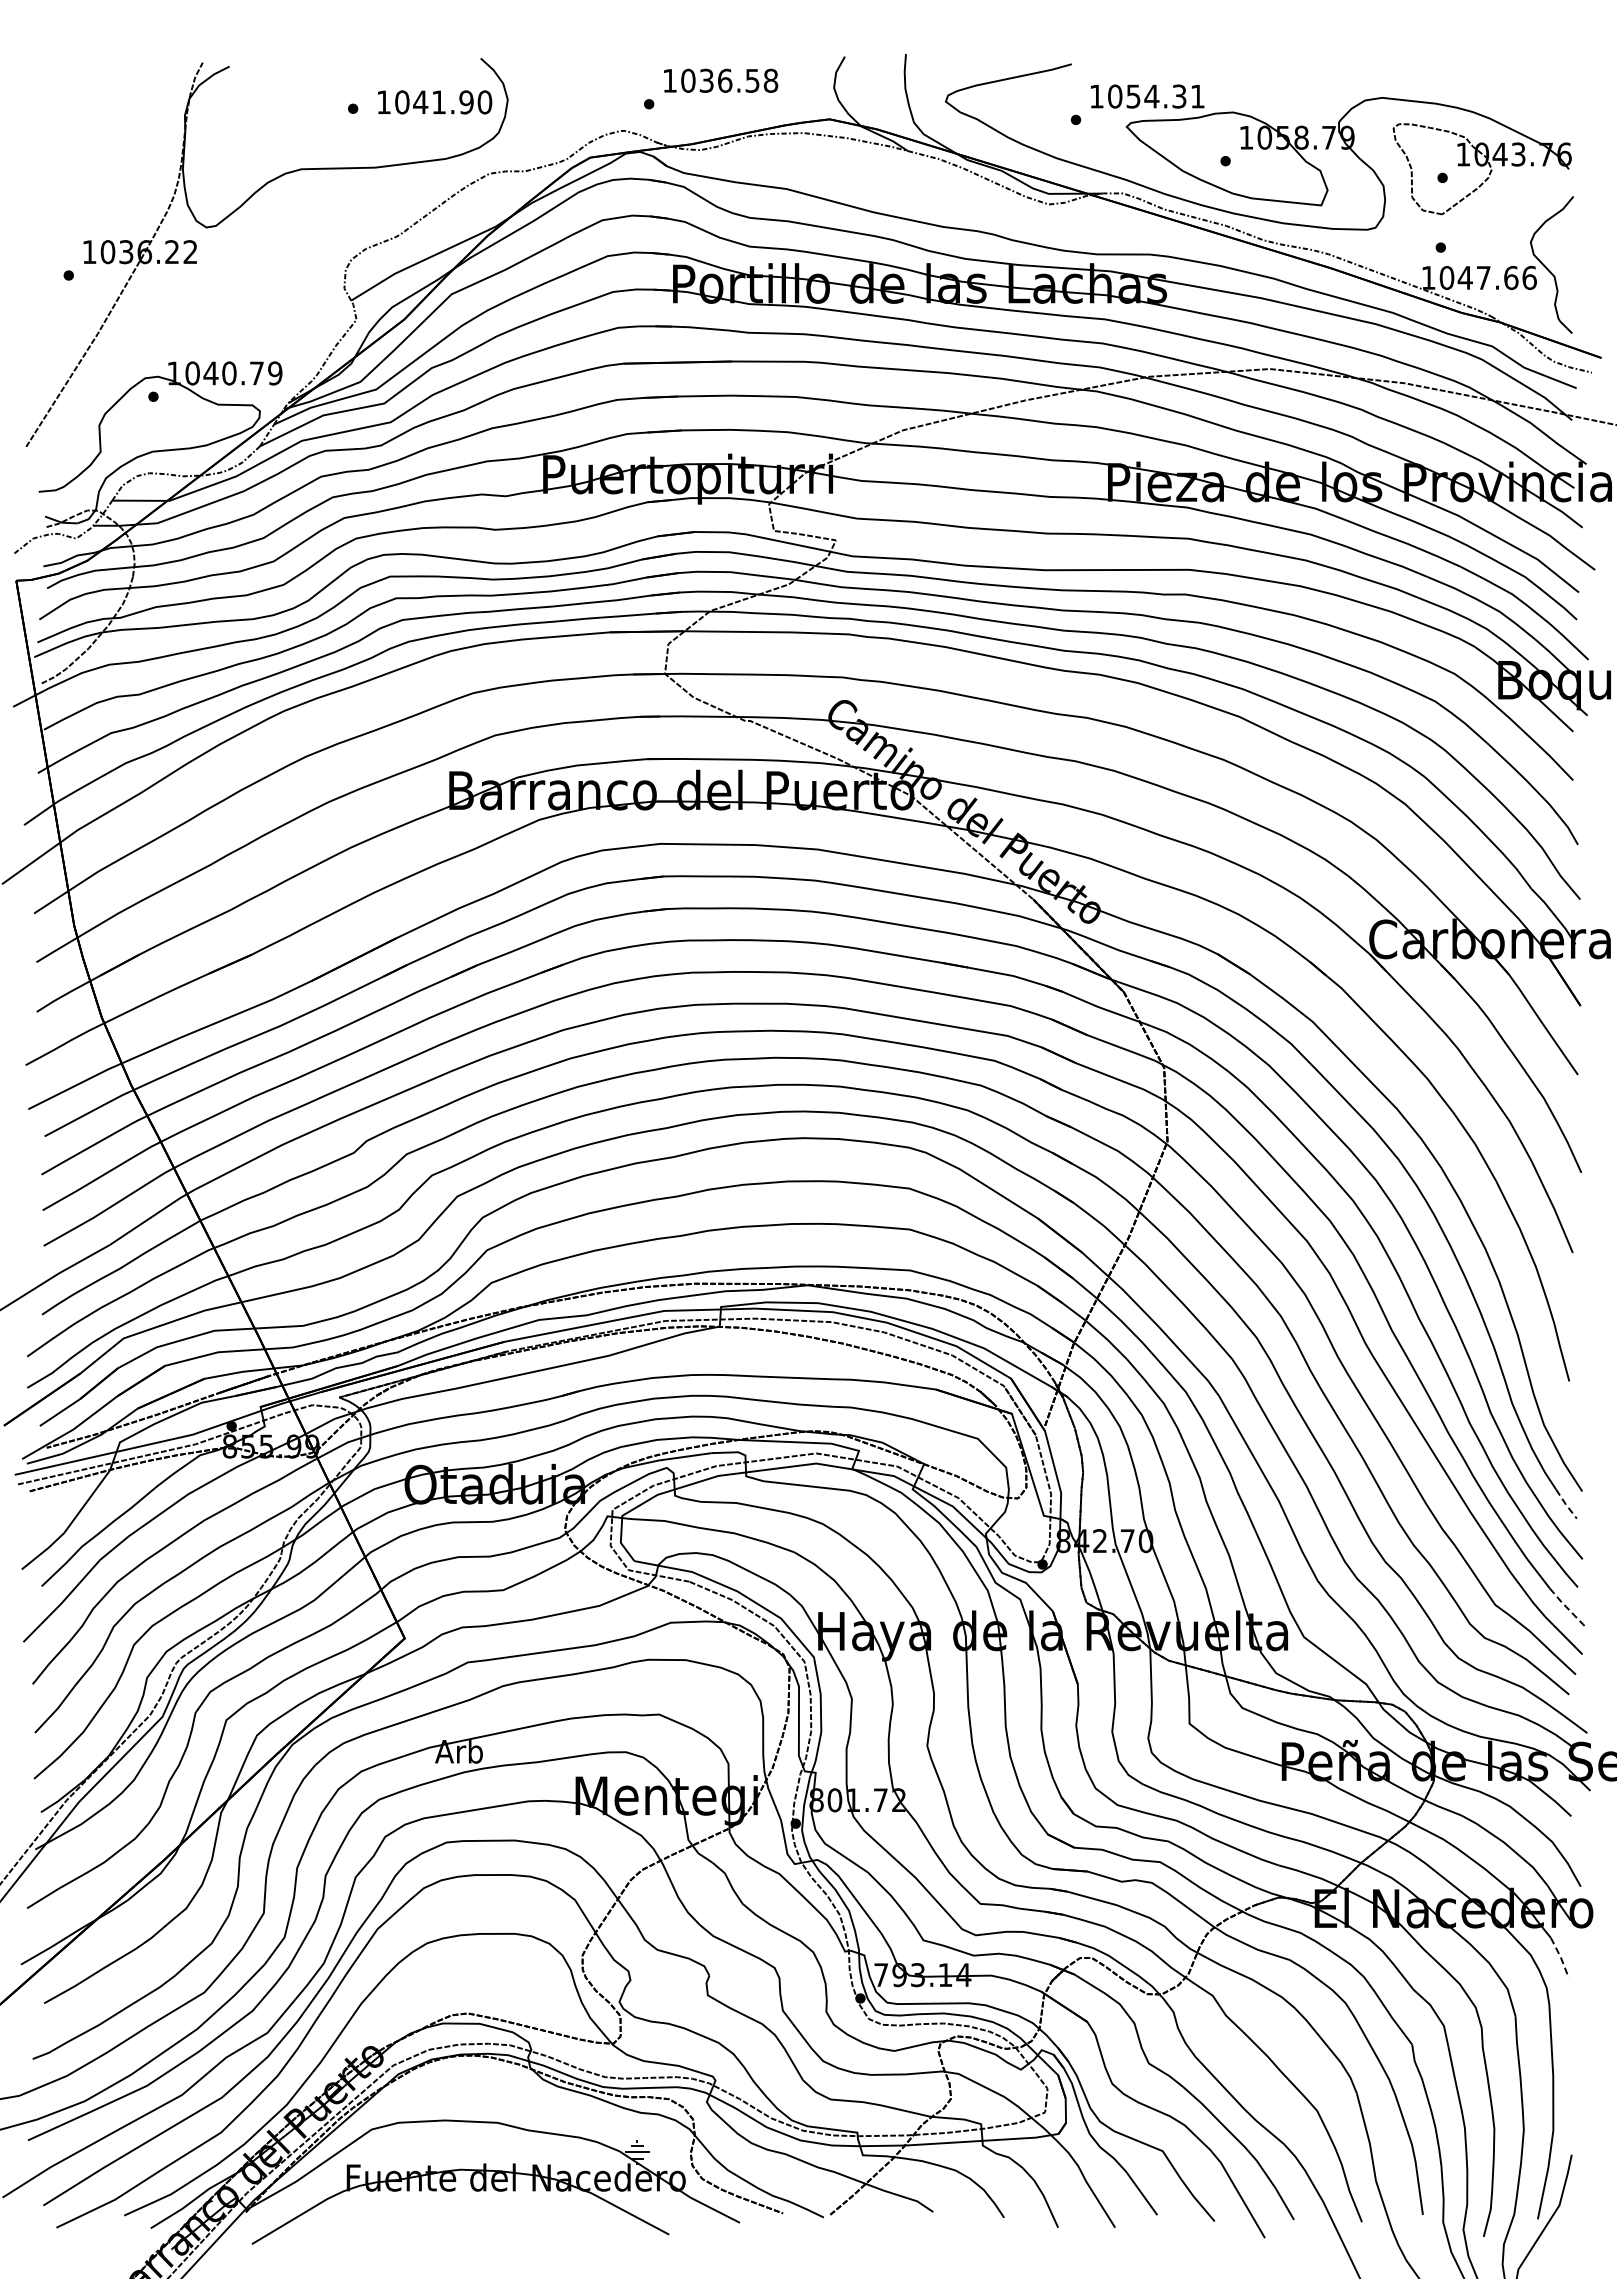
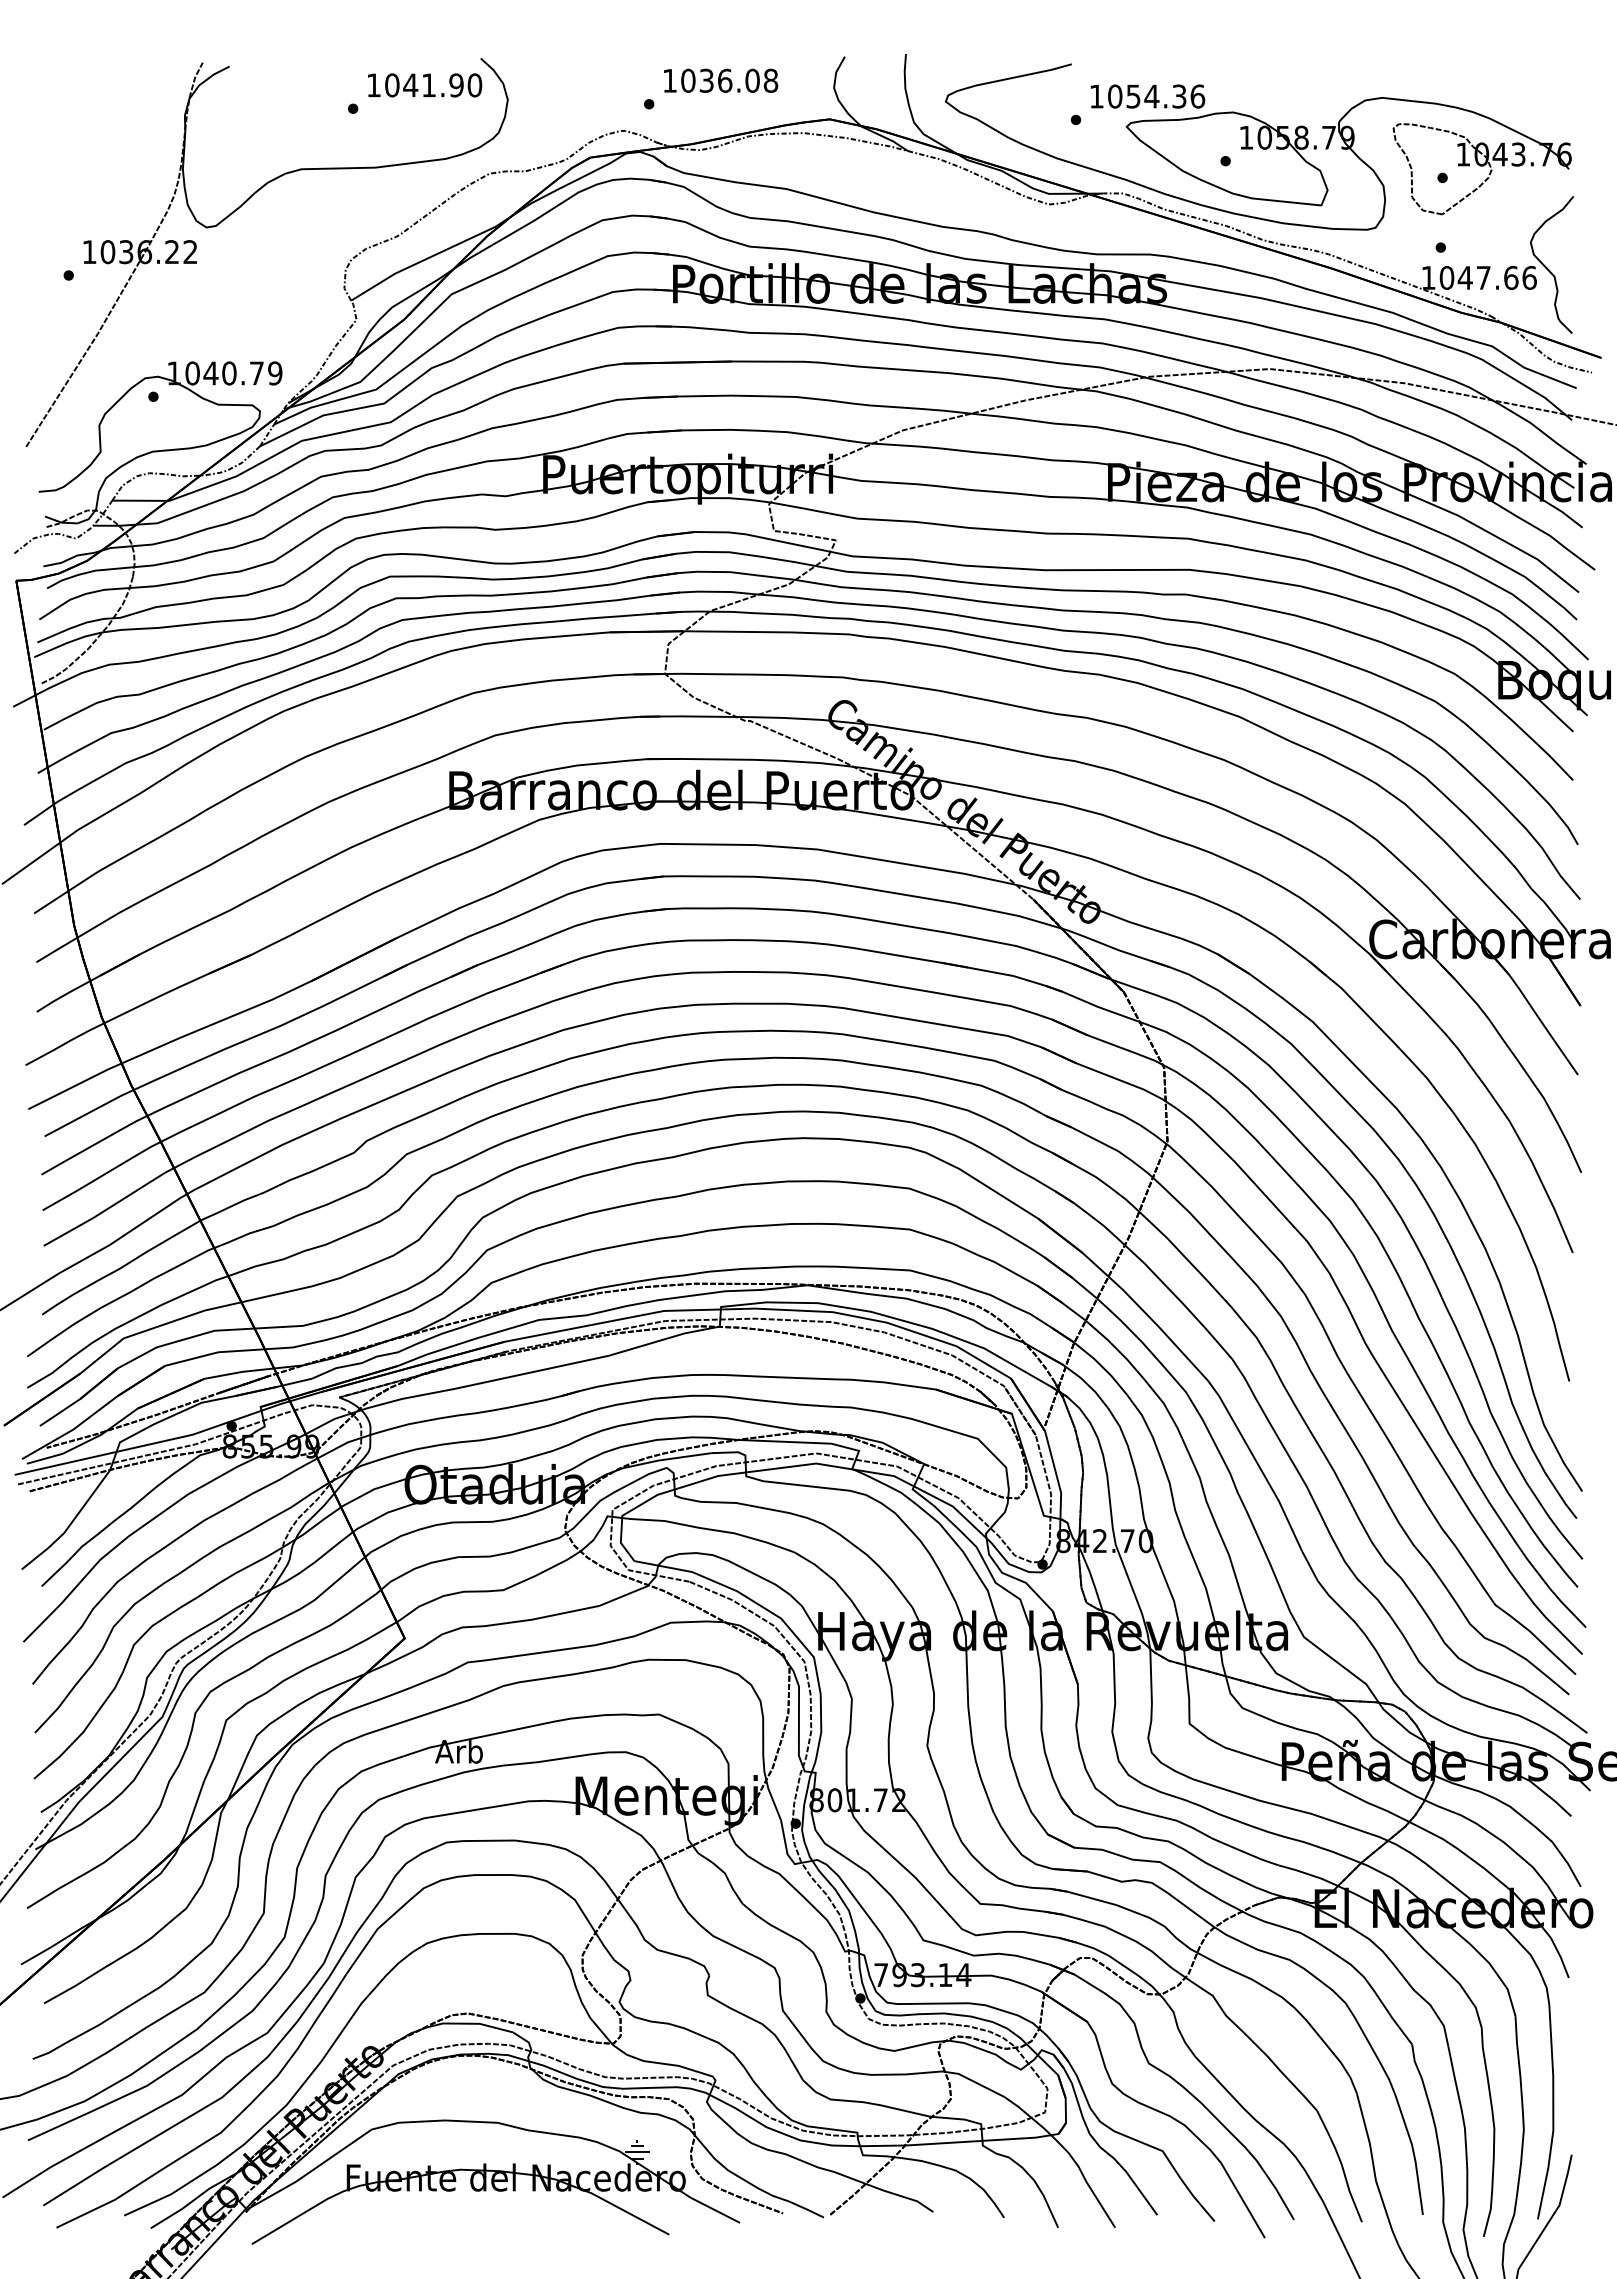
text: 1036.58 -> 1036.08 (752, 80)
text: 1054.31 -> 1054.36 (1197, 96)
text position: (435, 102) -> (425, 85) (425, 85)
line: dashed -> solid (1565, 1503)
line: dashed -> solid (1567, 1607)
line: dashed -> solid (1560, 1957)
